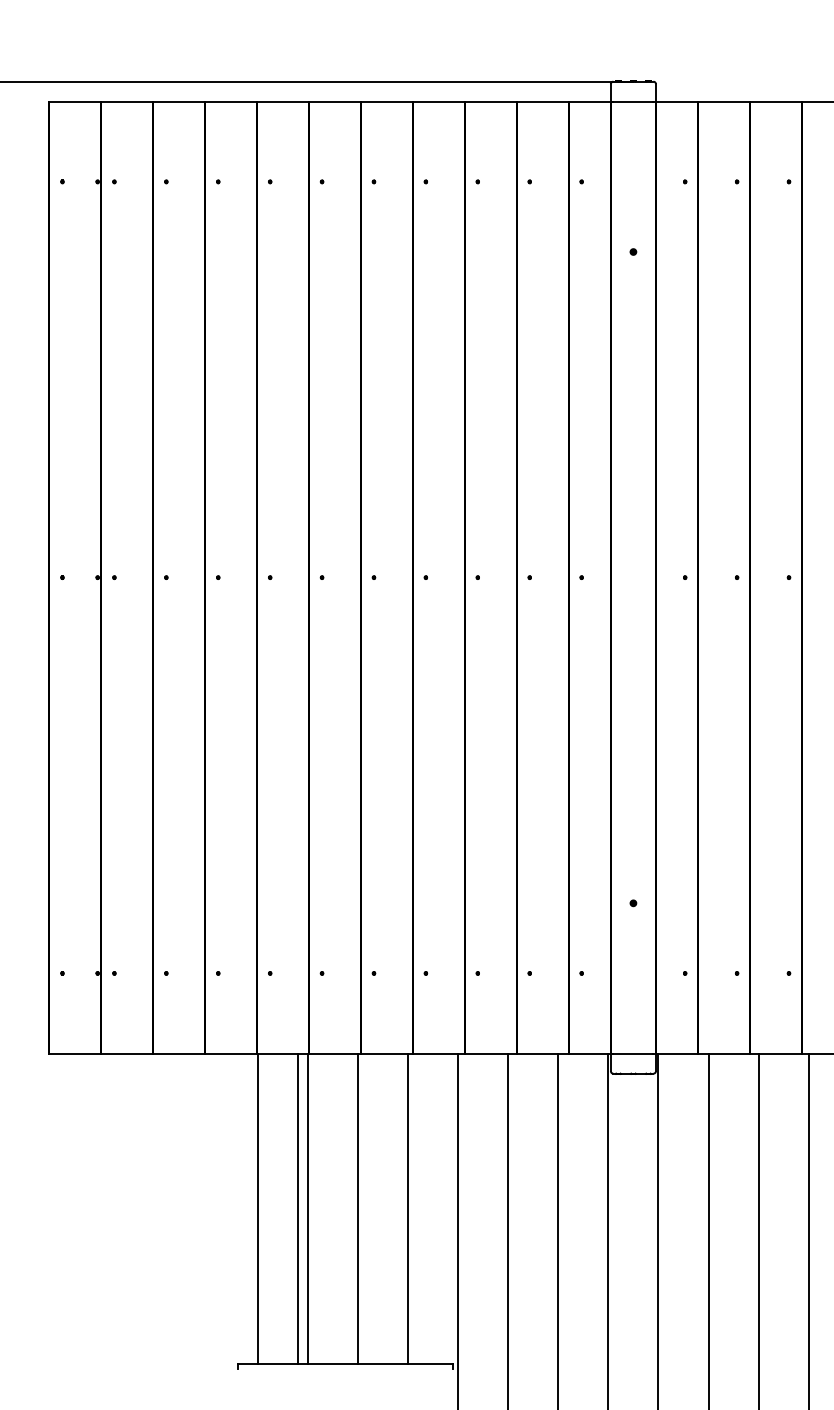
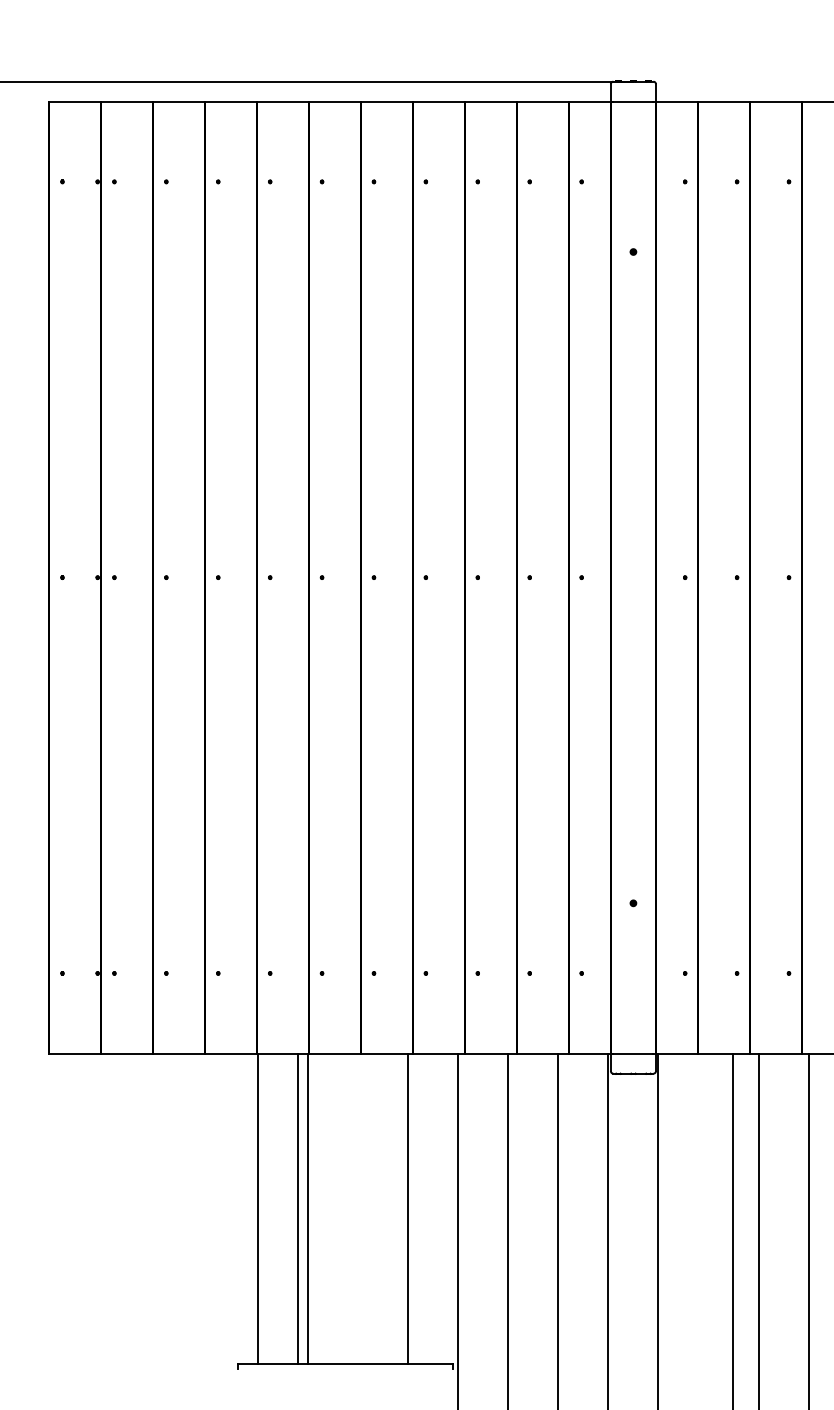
line: present -> none (357, 1208)
line position: (708, 1229) -> (732, 1229) (732, 1229)
